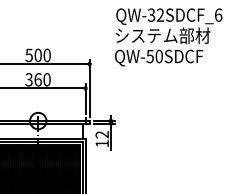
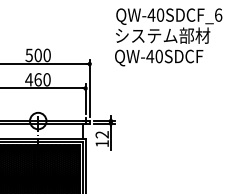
text: QW-32SDCF_6 -> QW-40SDCF_6 (155, 14)
text: QW-50SDCF -> QW-40SDCF (150, 56)
text: 360 -> 460 (29, 79)
